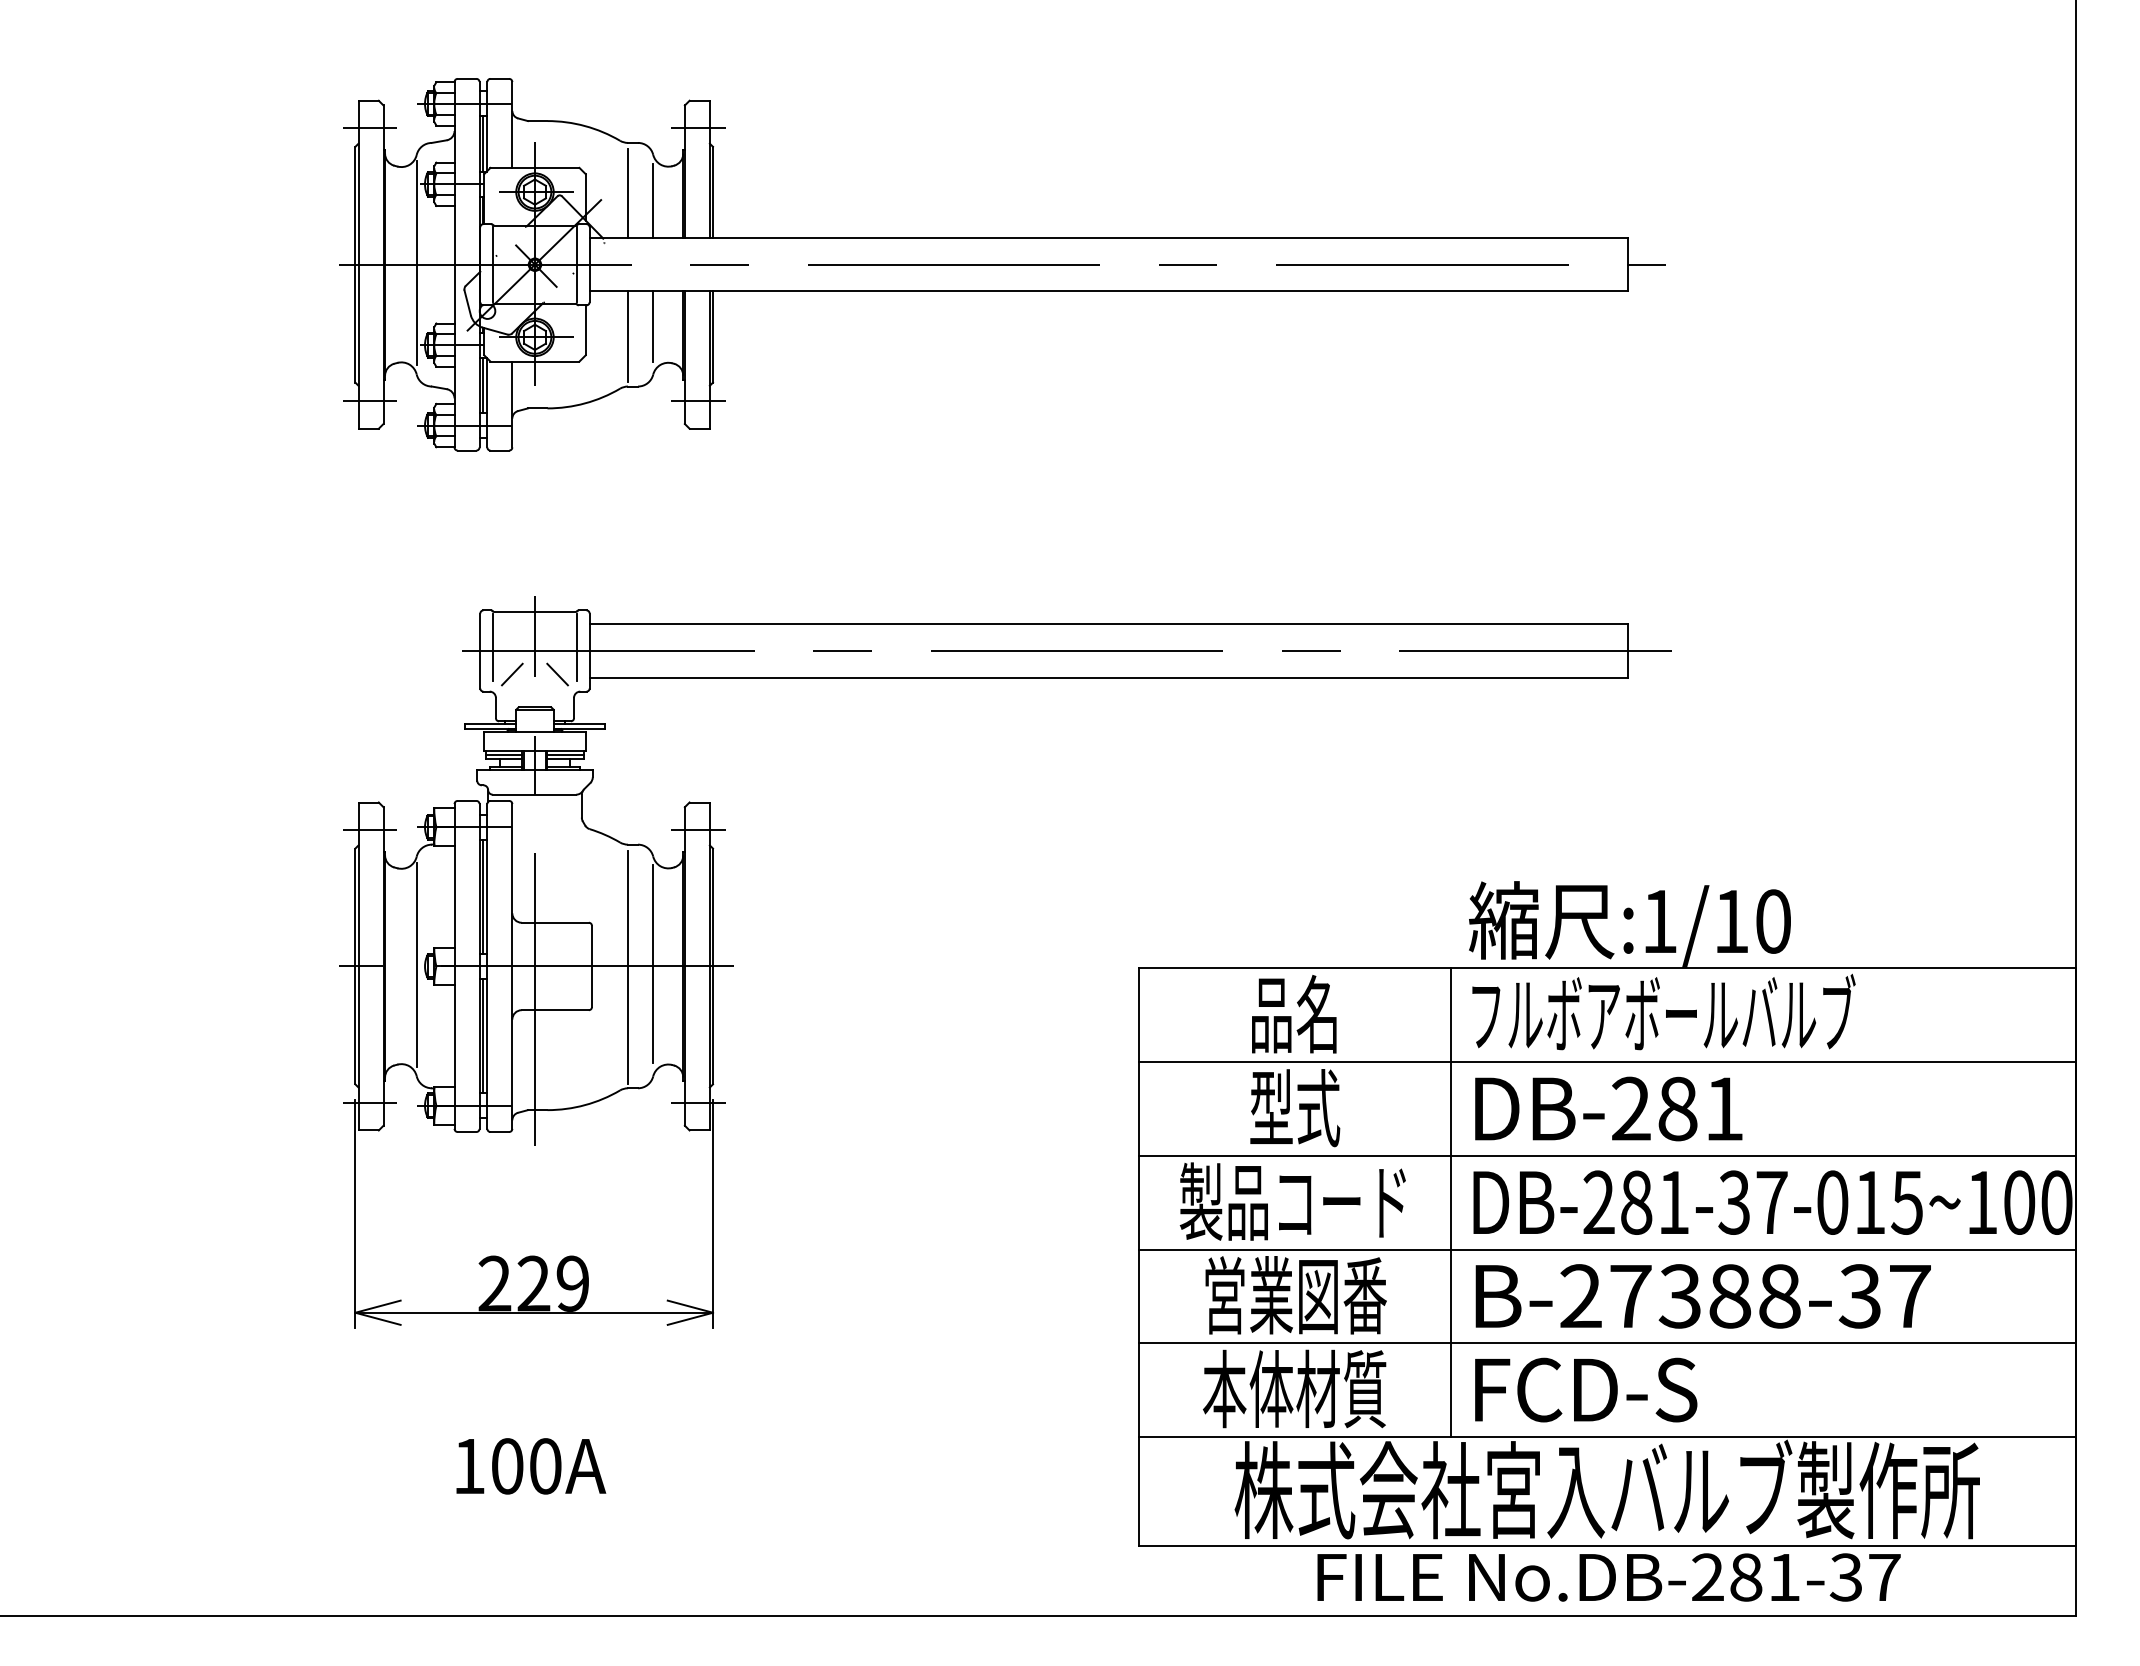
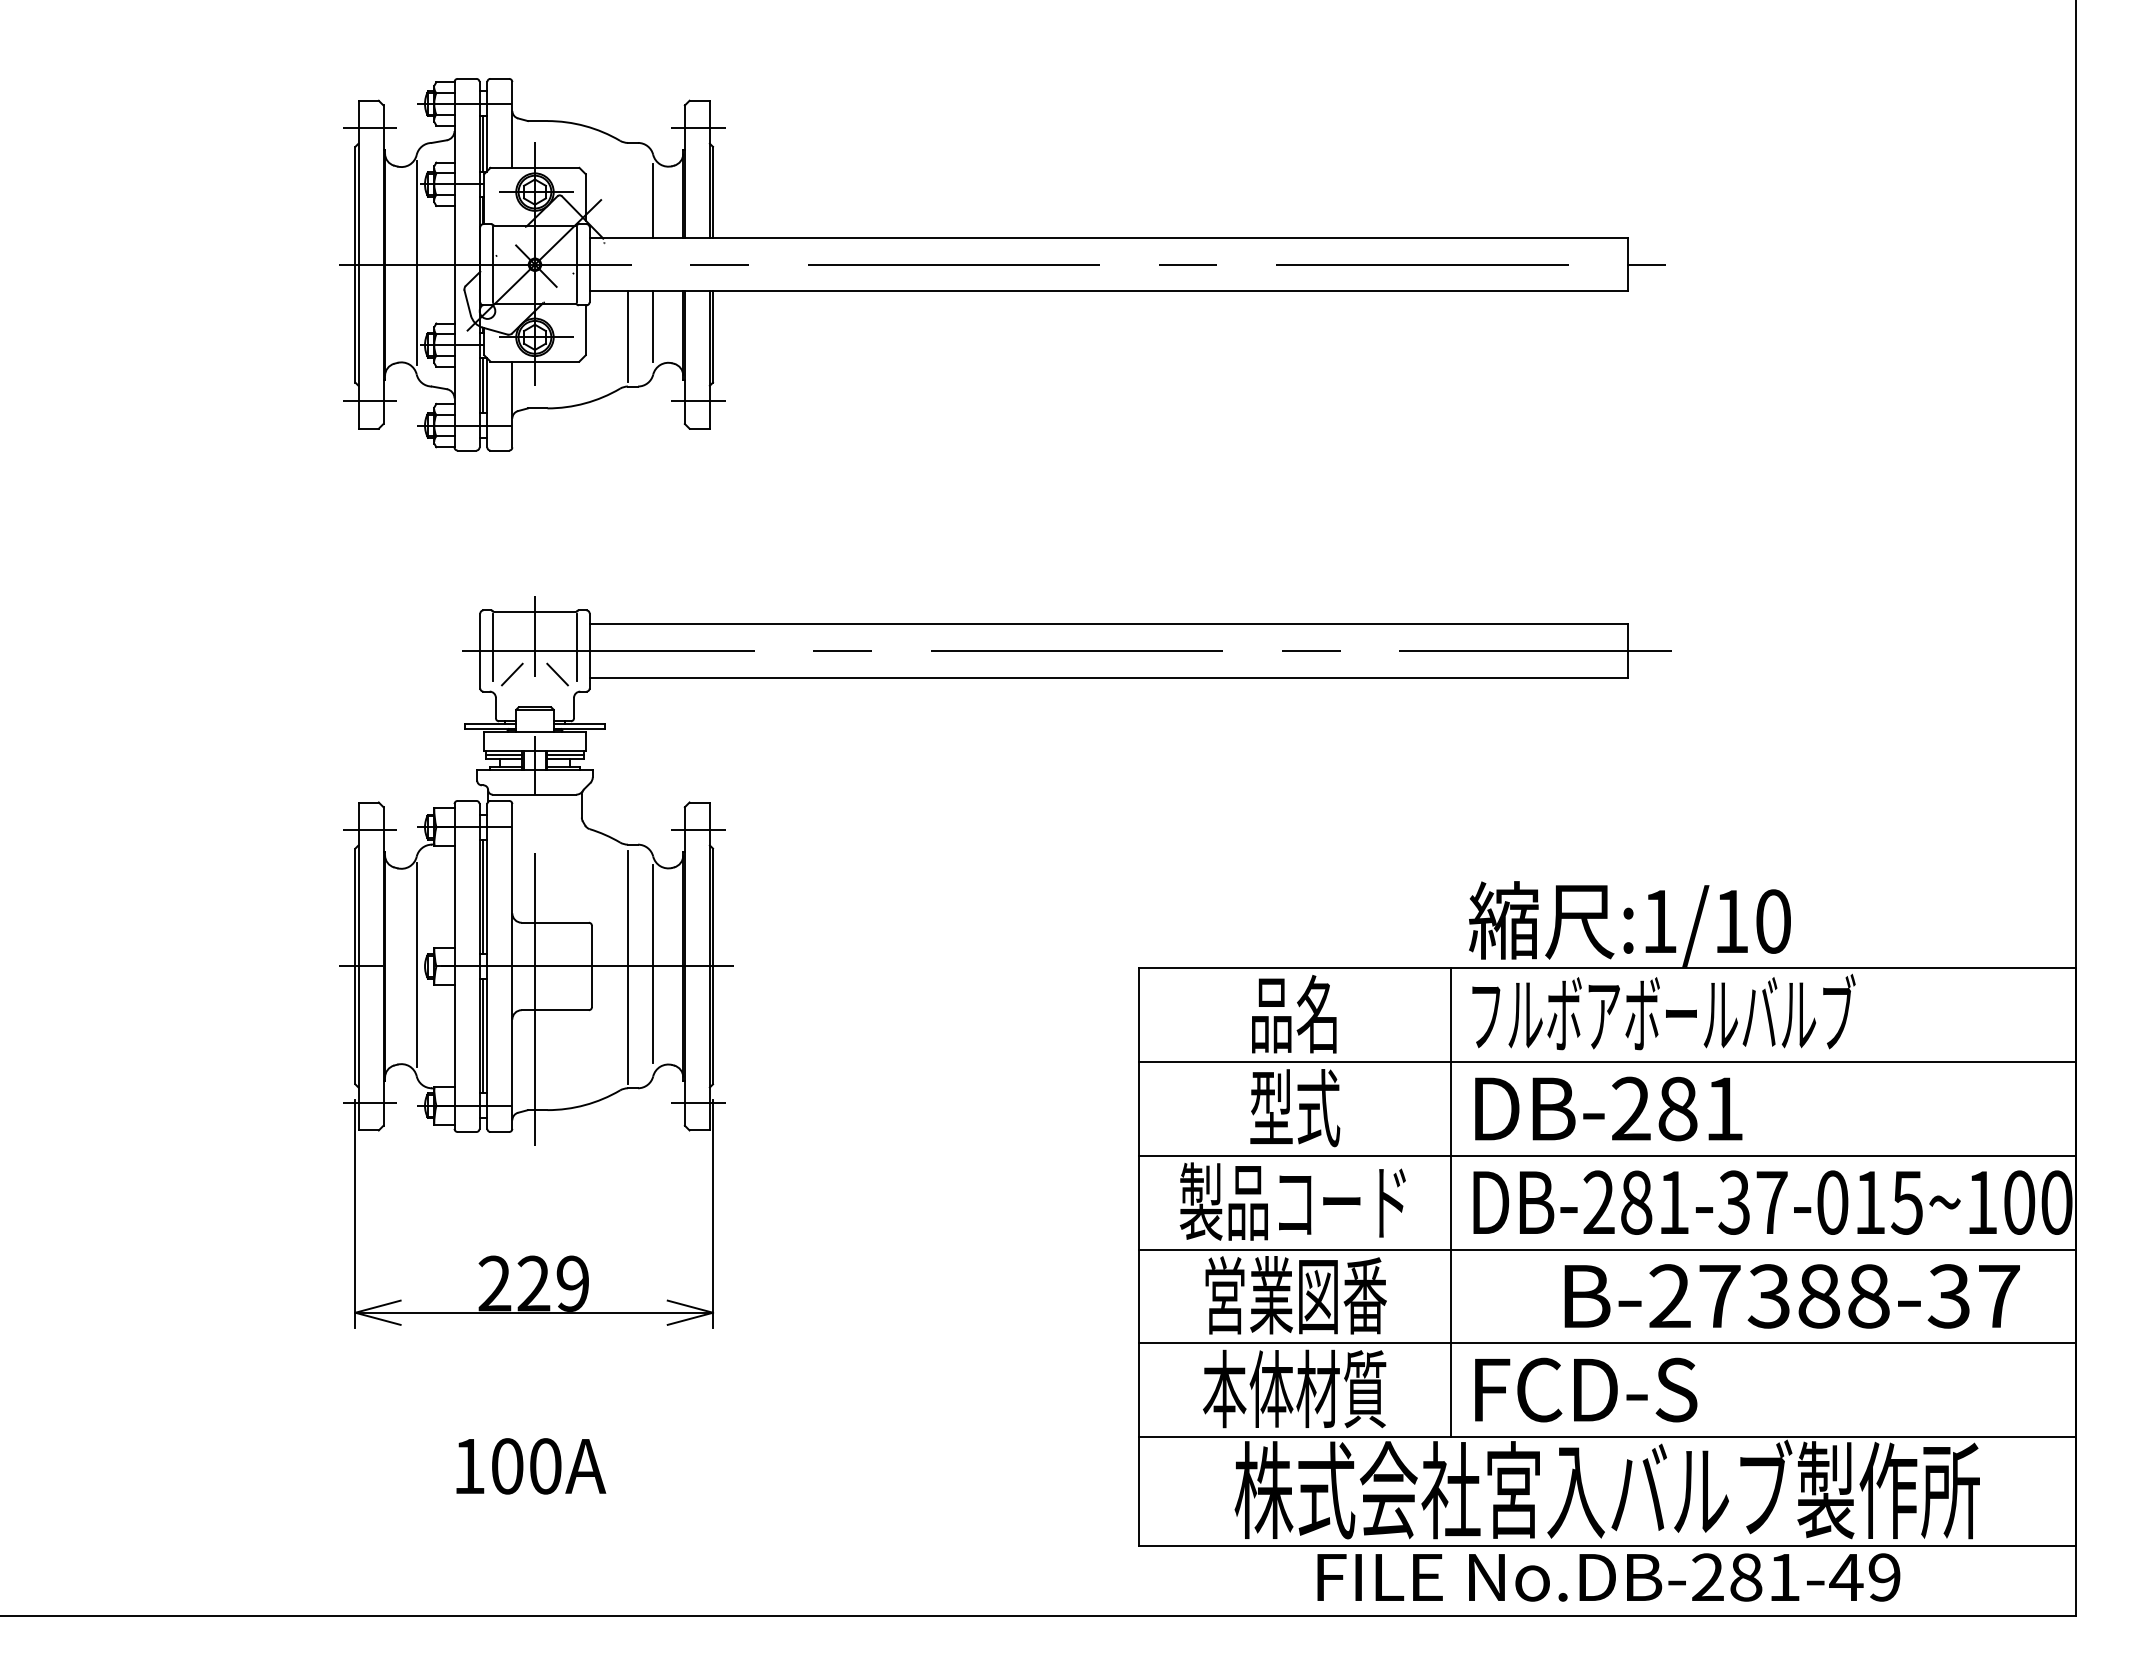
line: present -> none (628, 193)
text position: (1702, 1296) -> (1791, 1296) (1791, 1296)
text: No.DB-281-37 -> No.DB-281-49 (1864, 1577)
